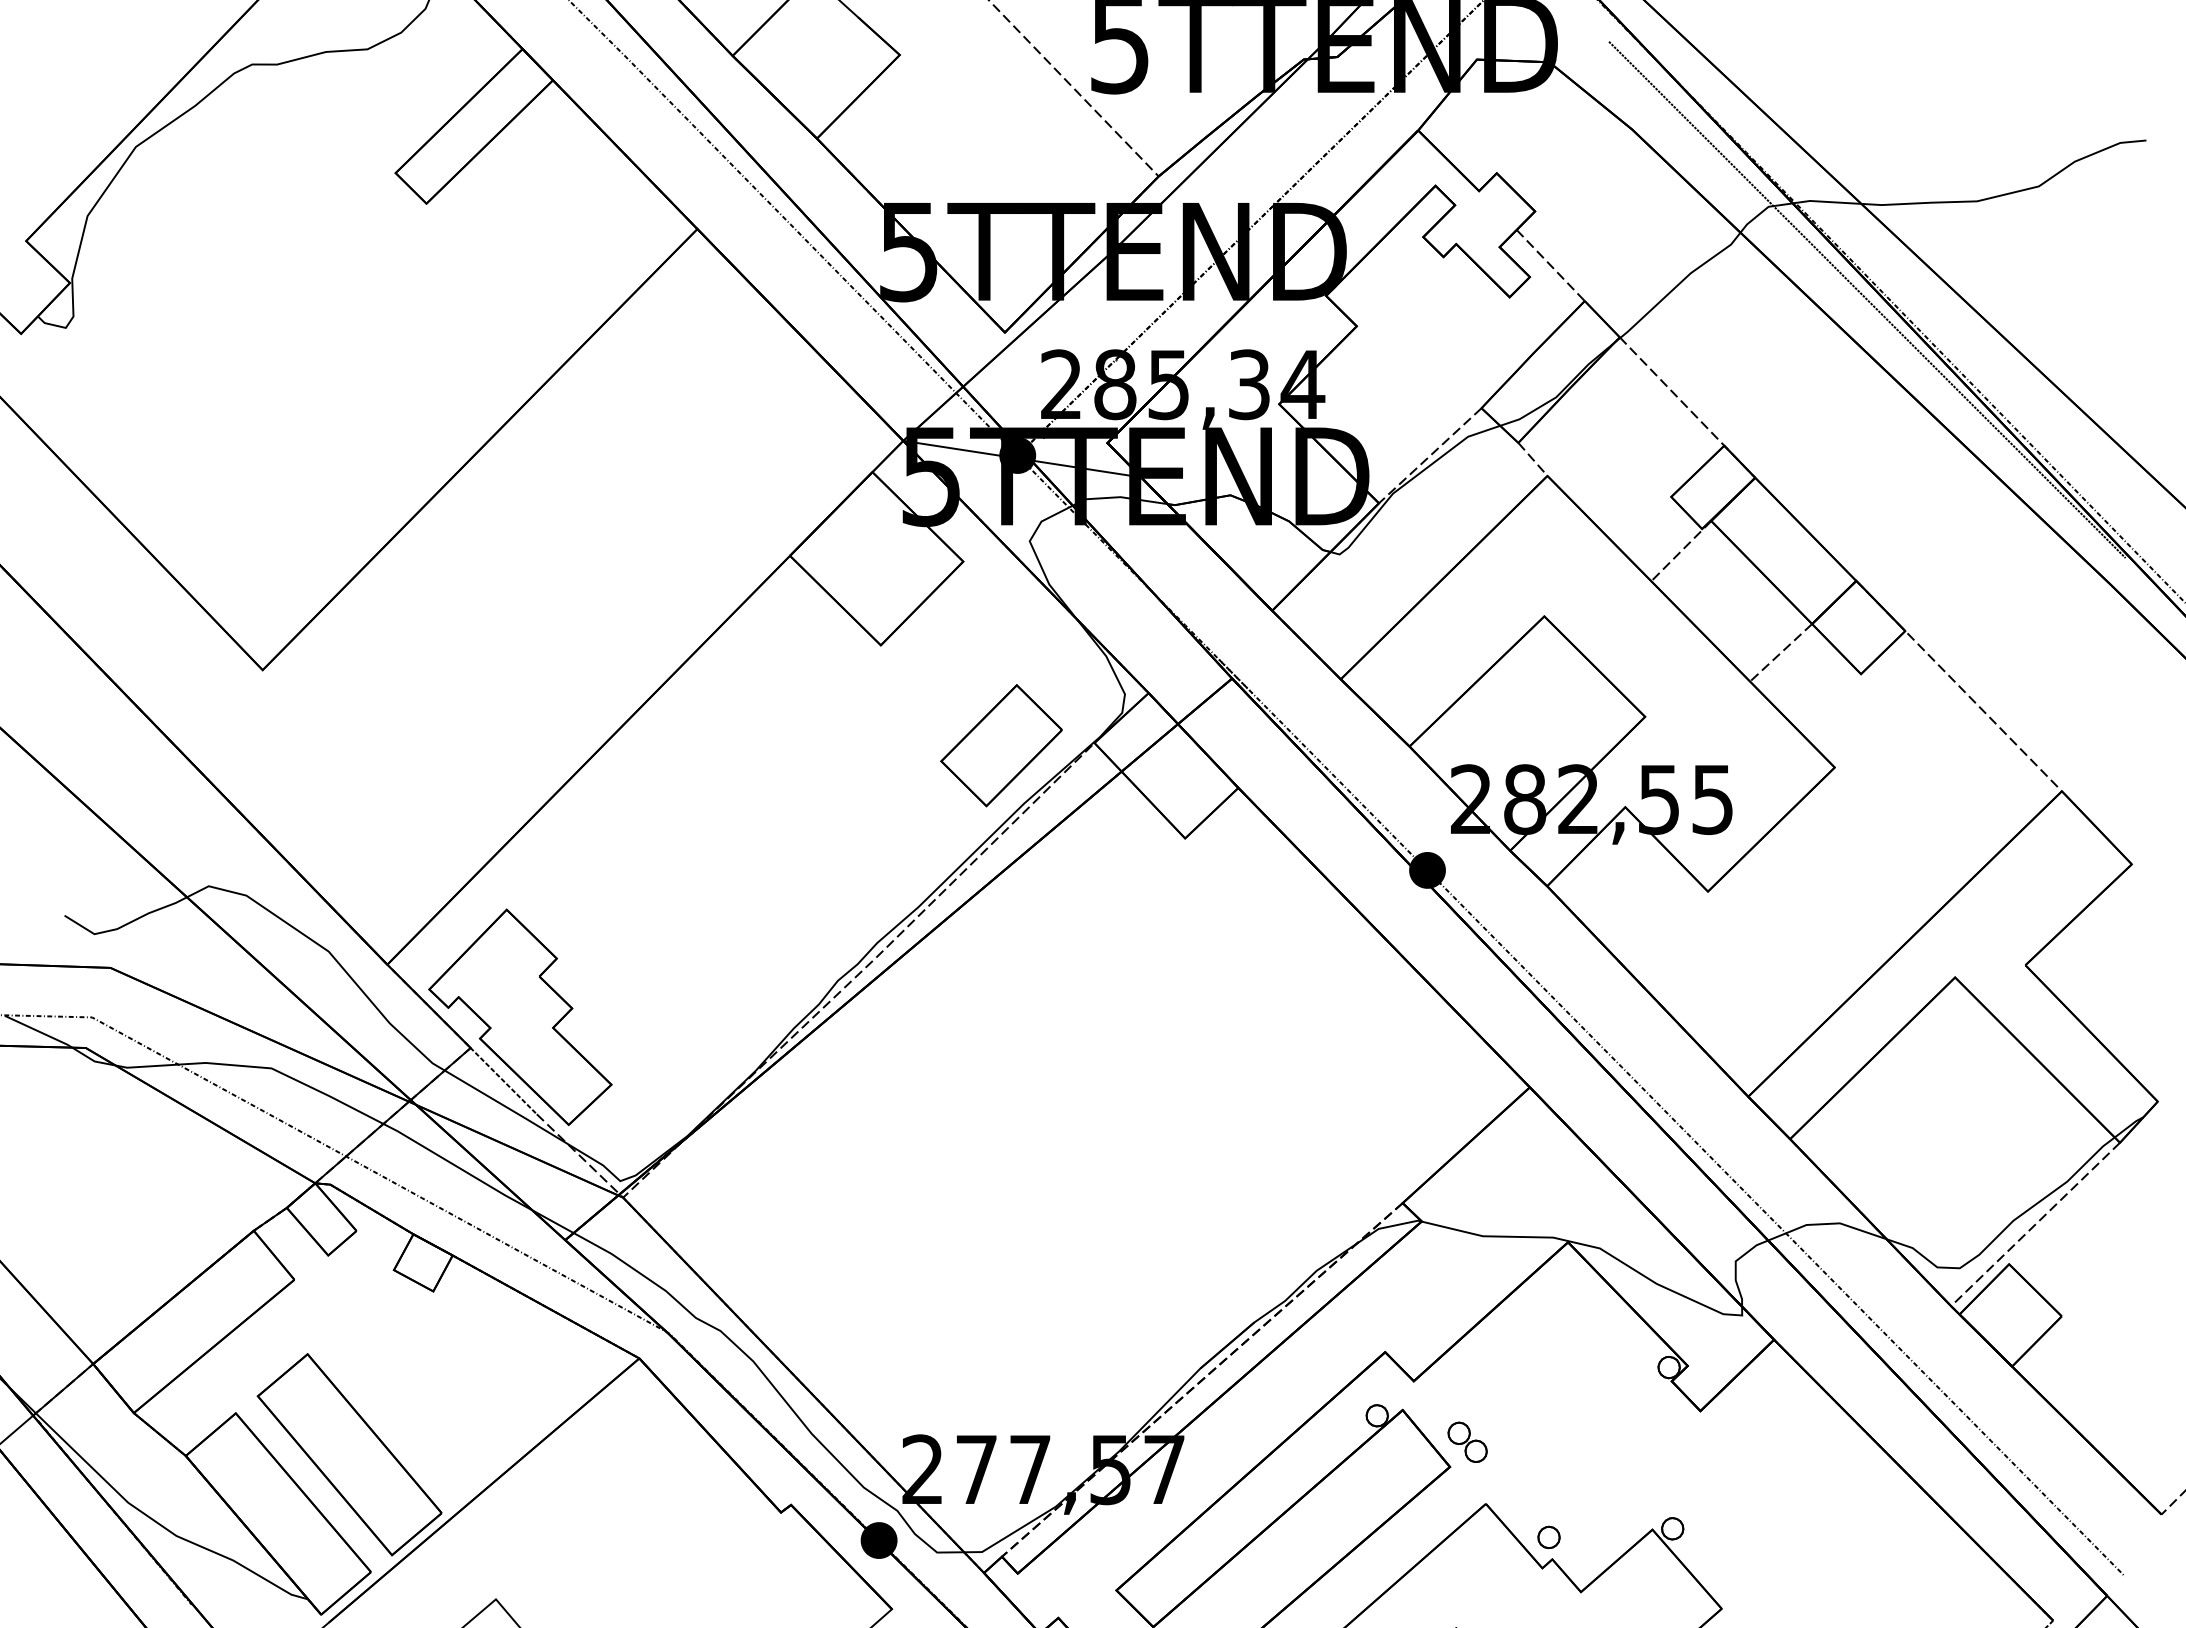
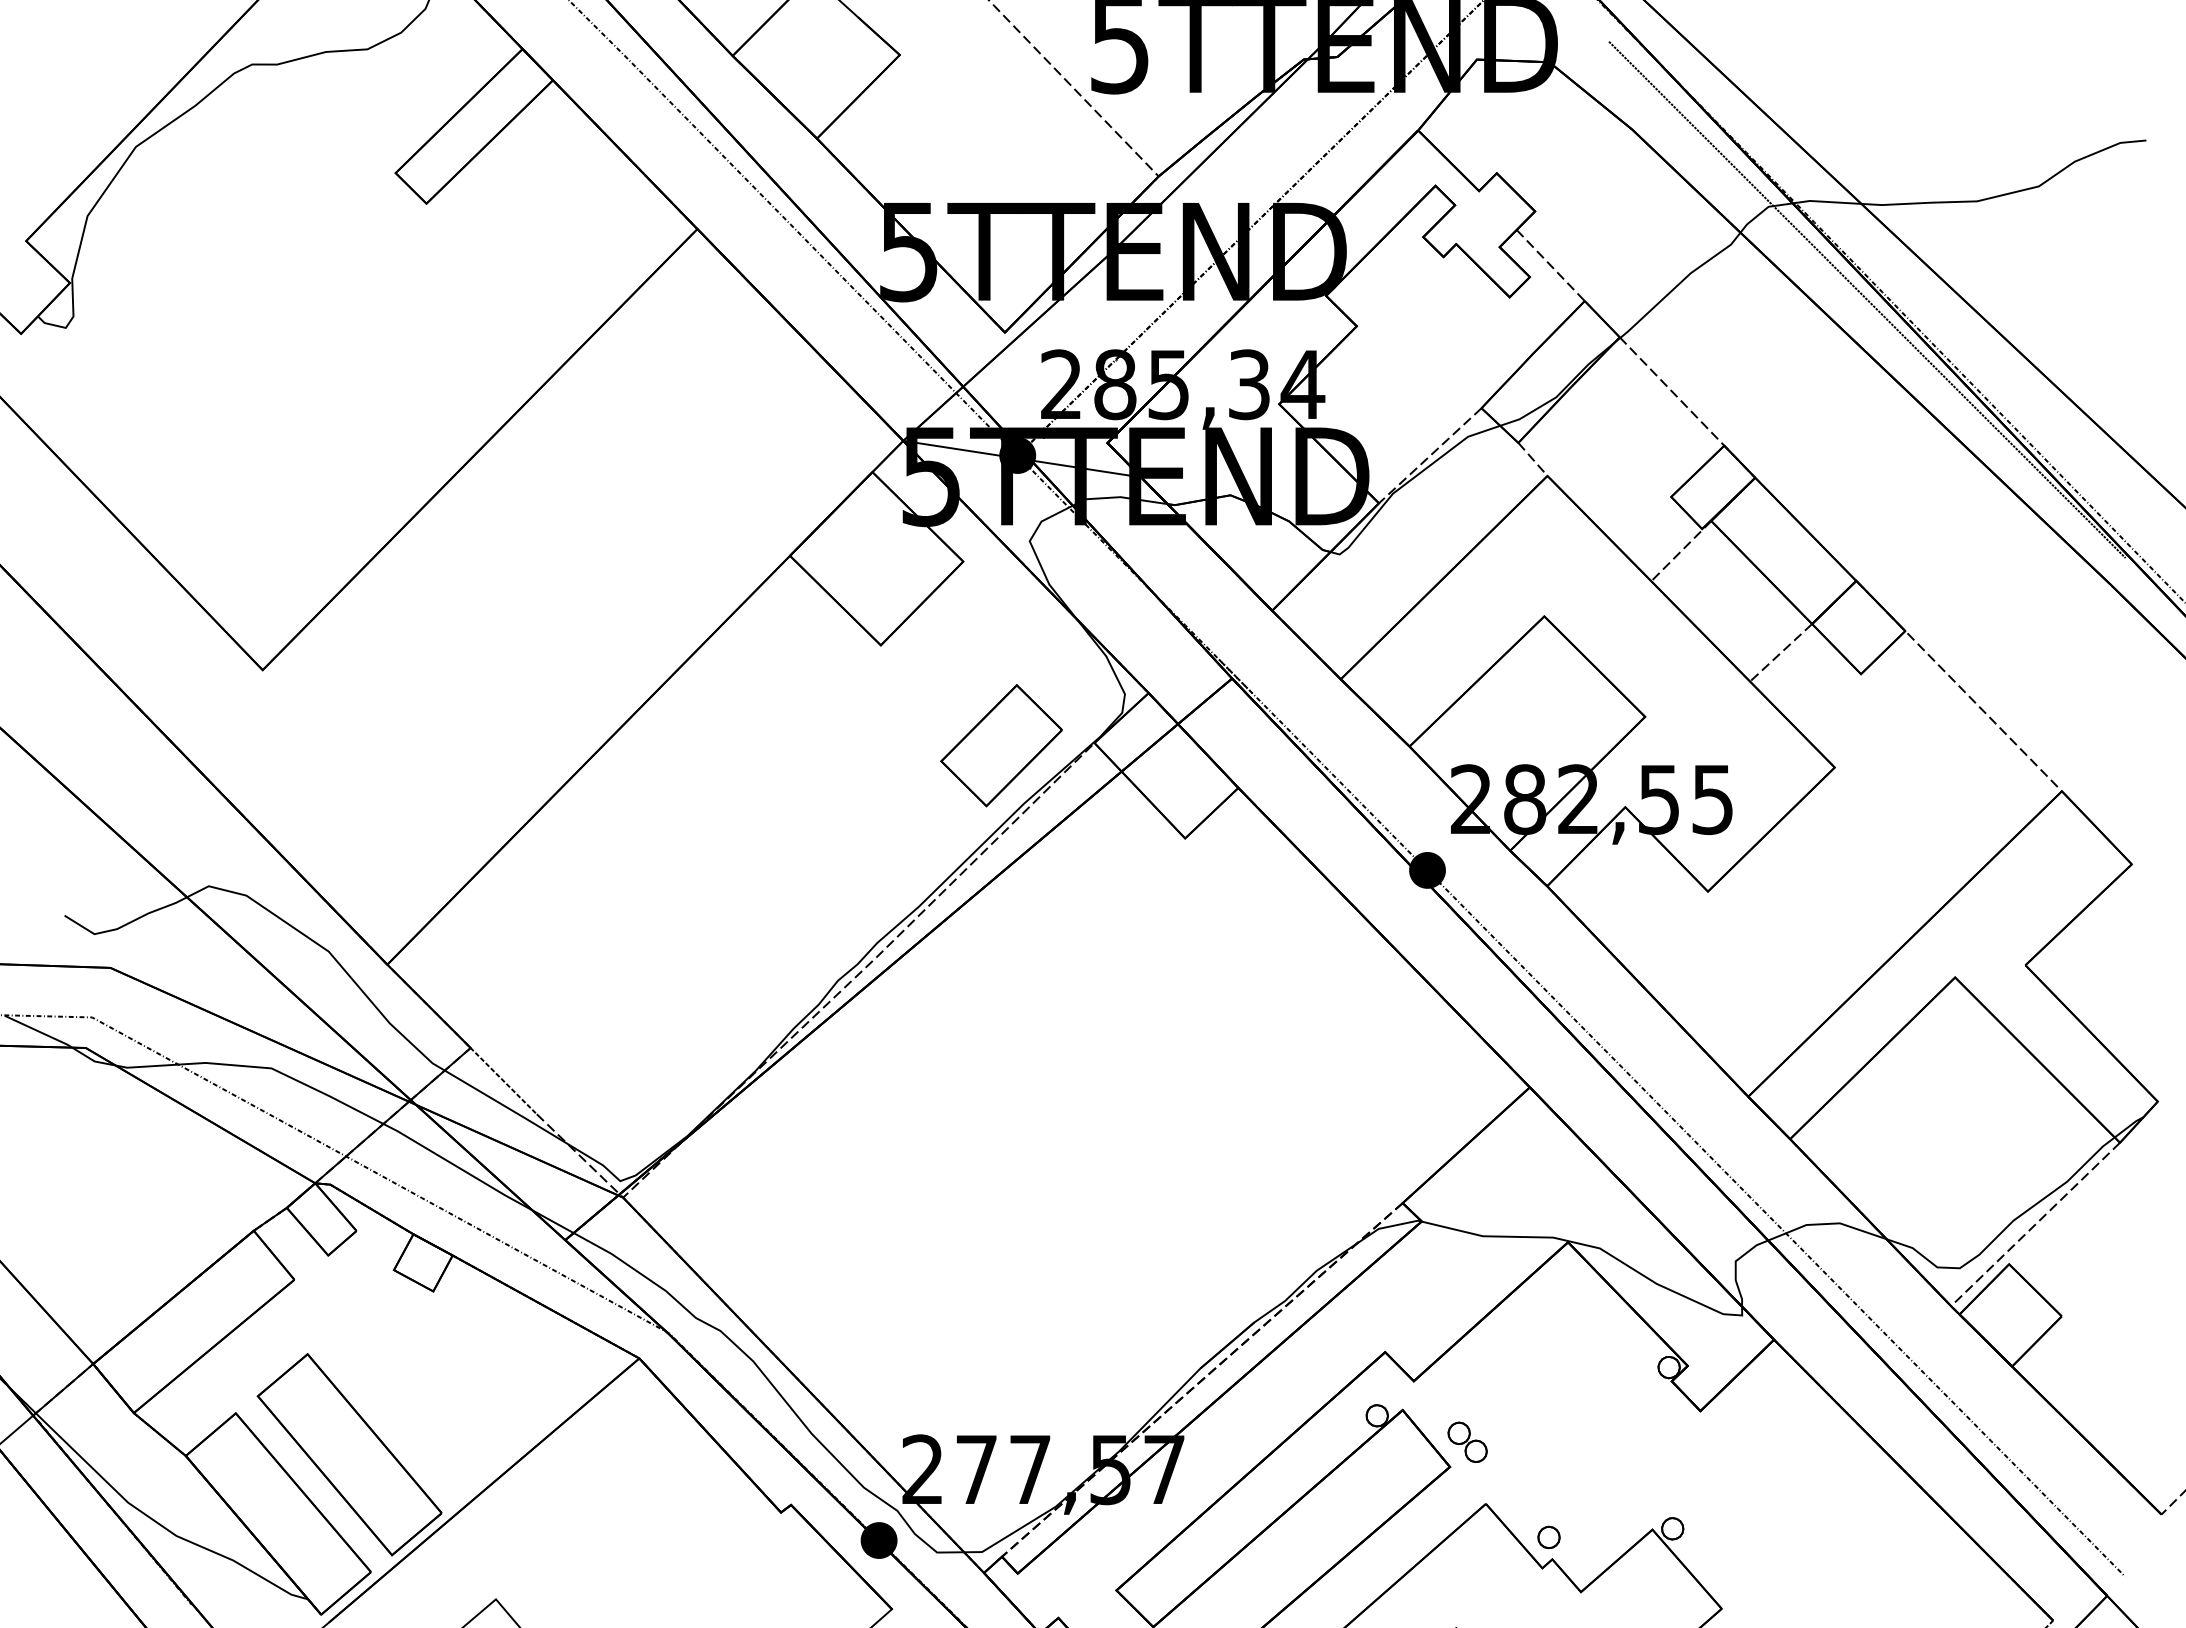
part: present -> none (520, 1016)
